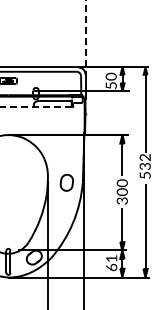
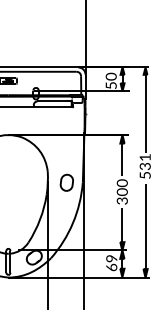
line: dashed -> solid (85, 39)
line: dashed -> solid (36, 107)
text: 532 -> 531 (144, 157)
text: 61 -> 69 (111, 258)
